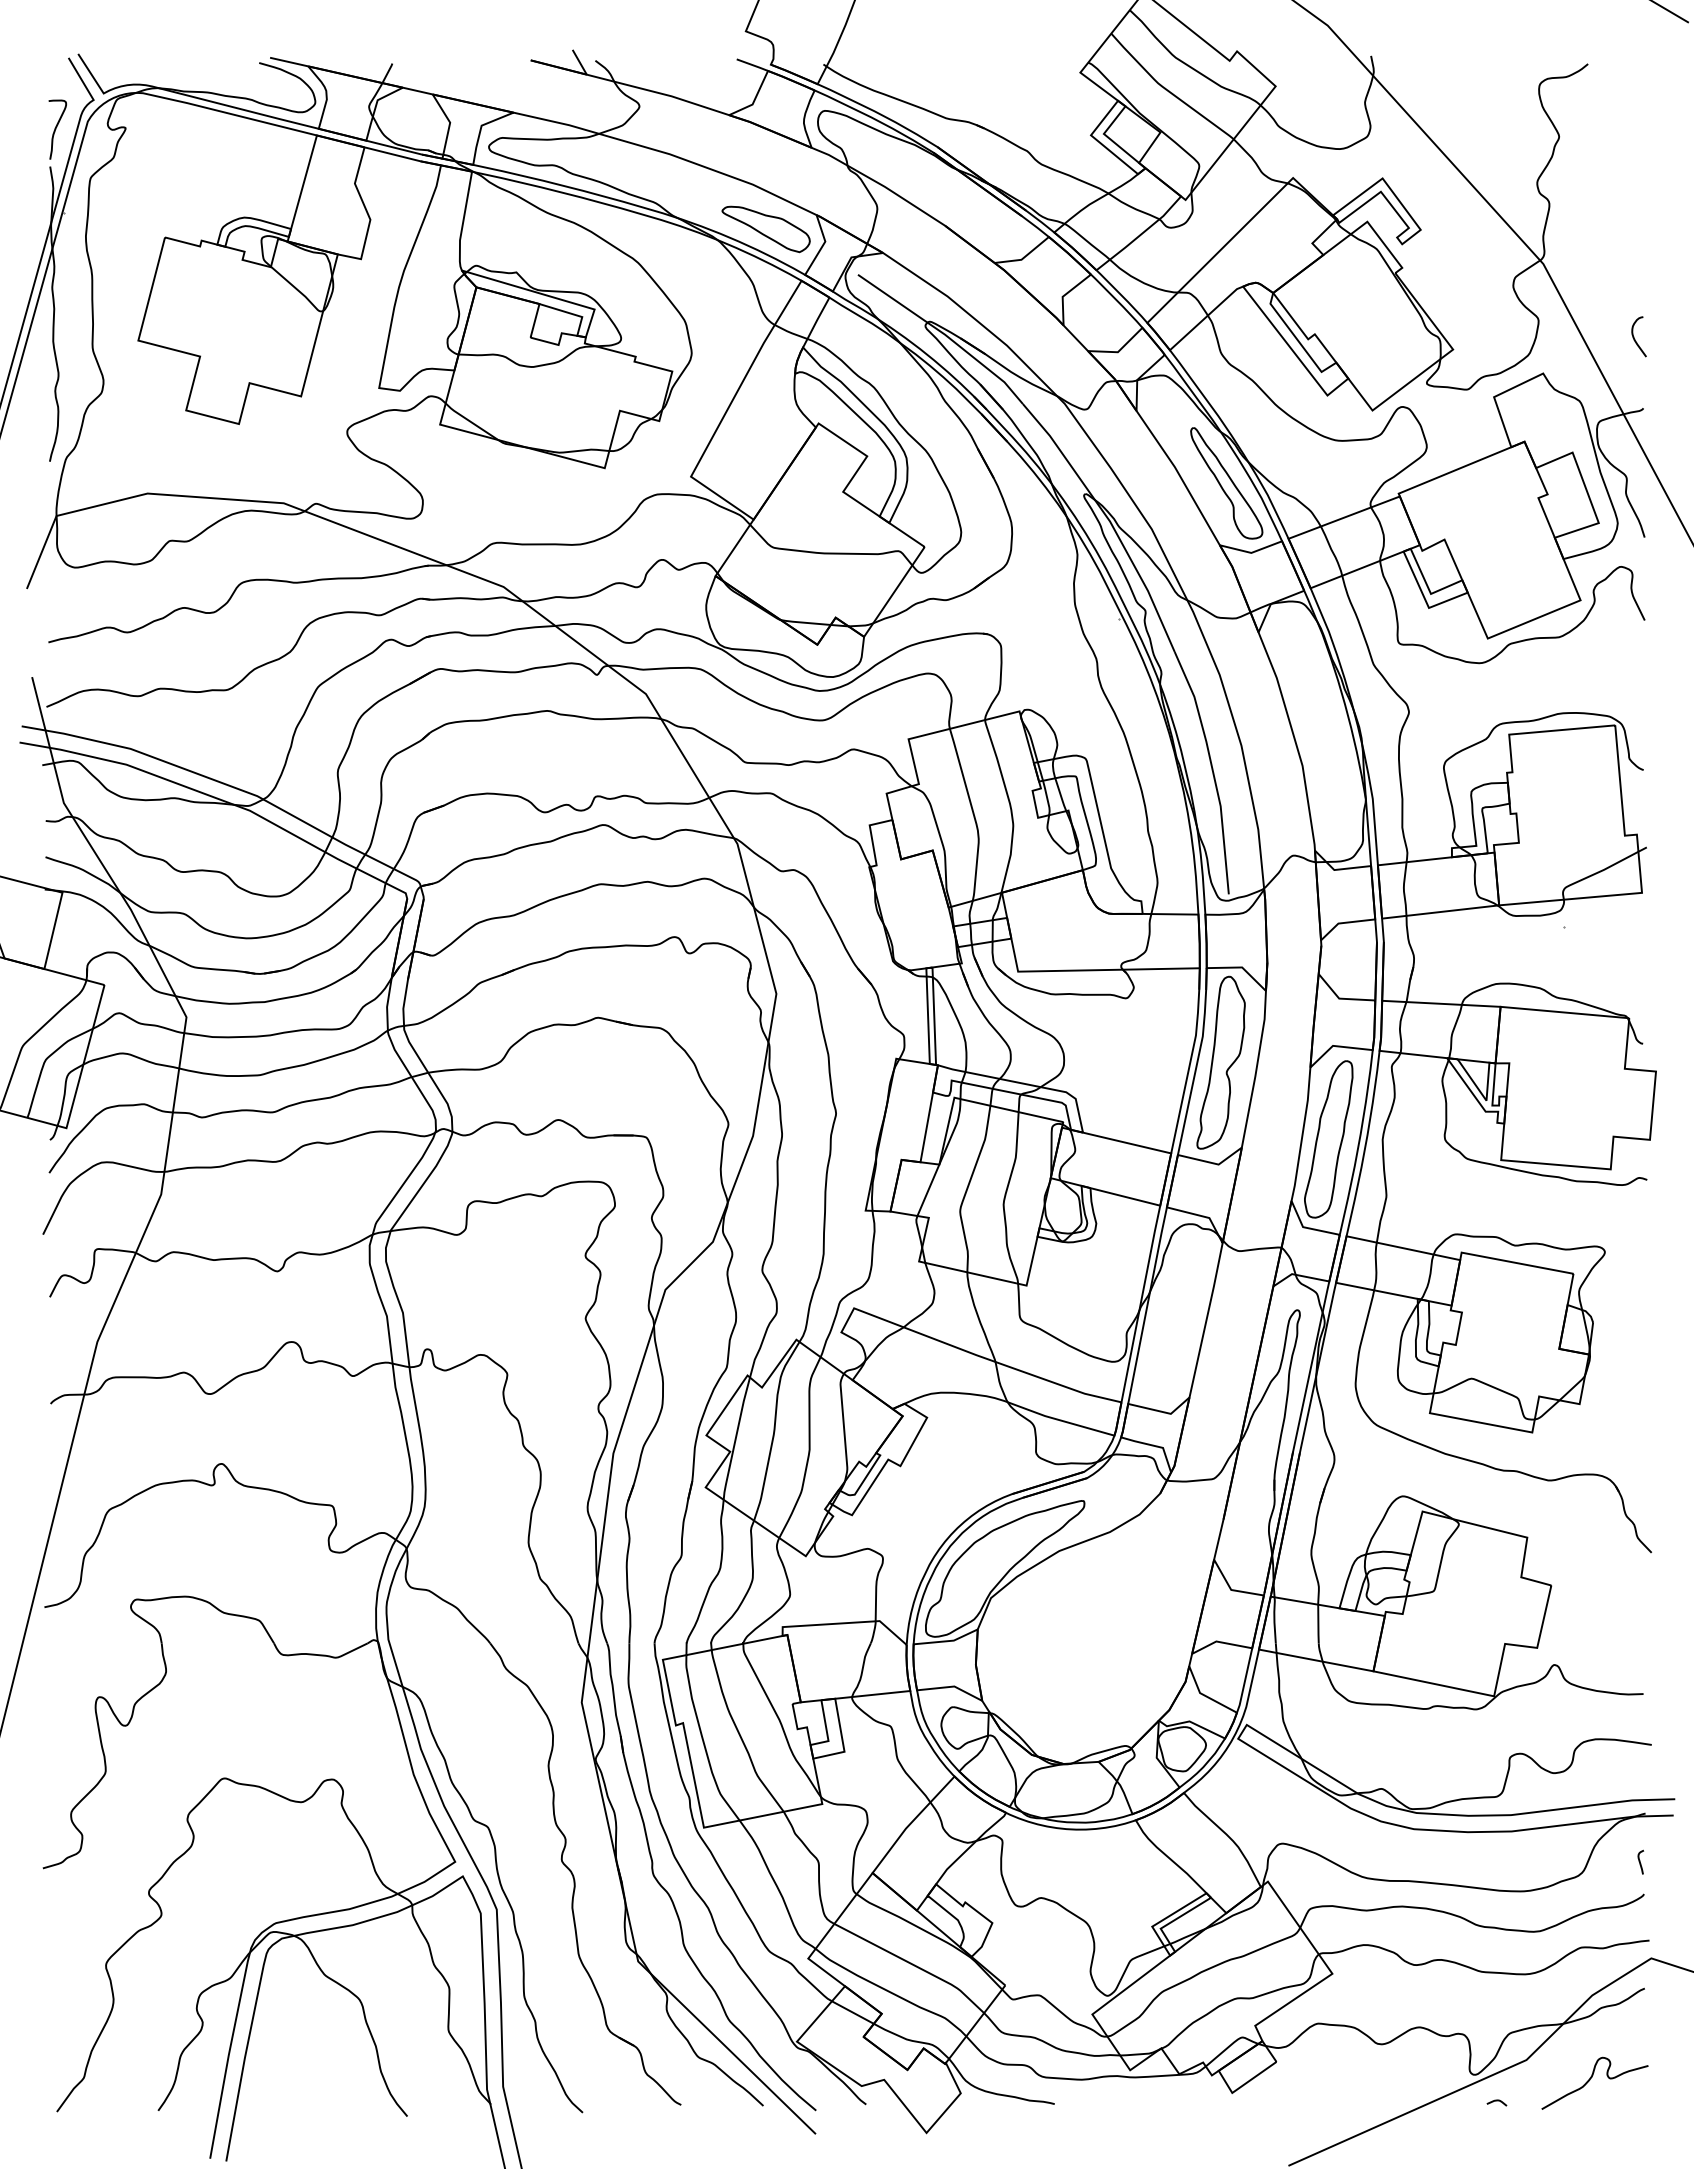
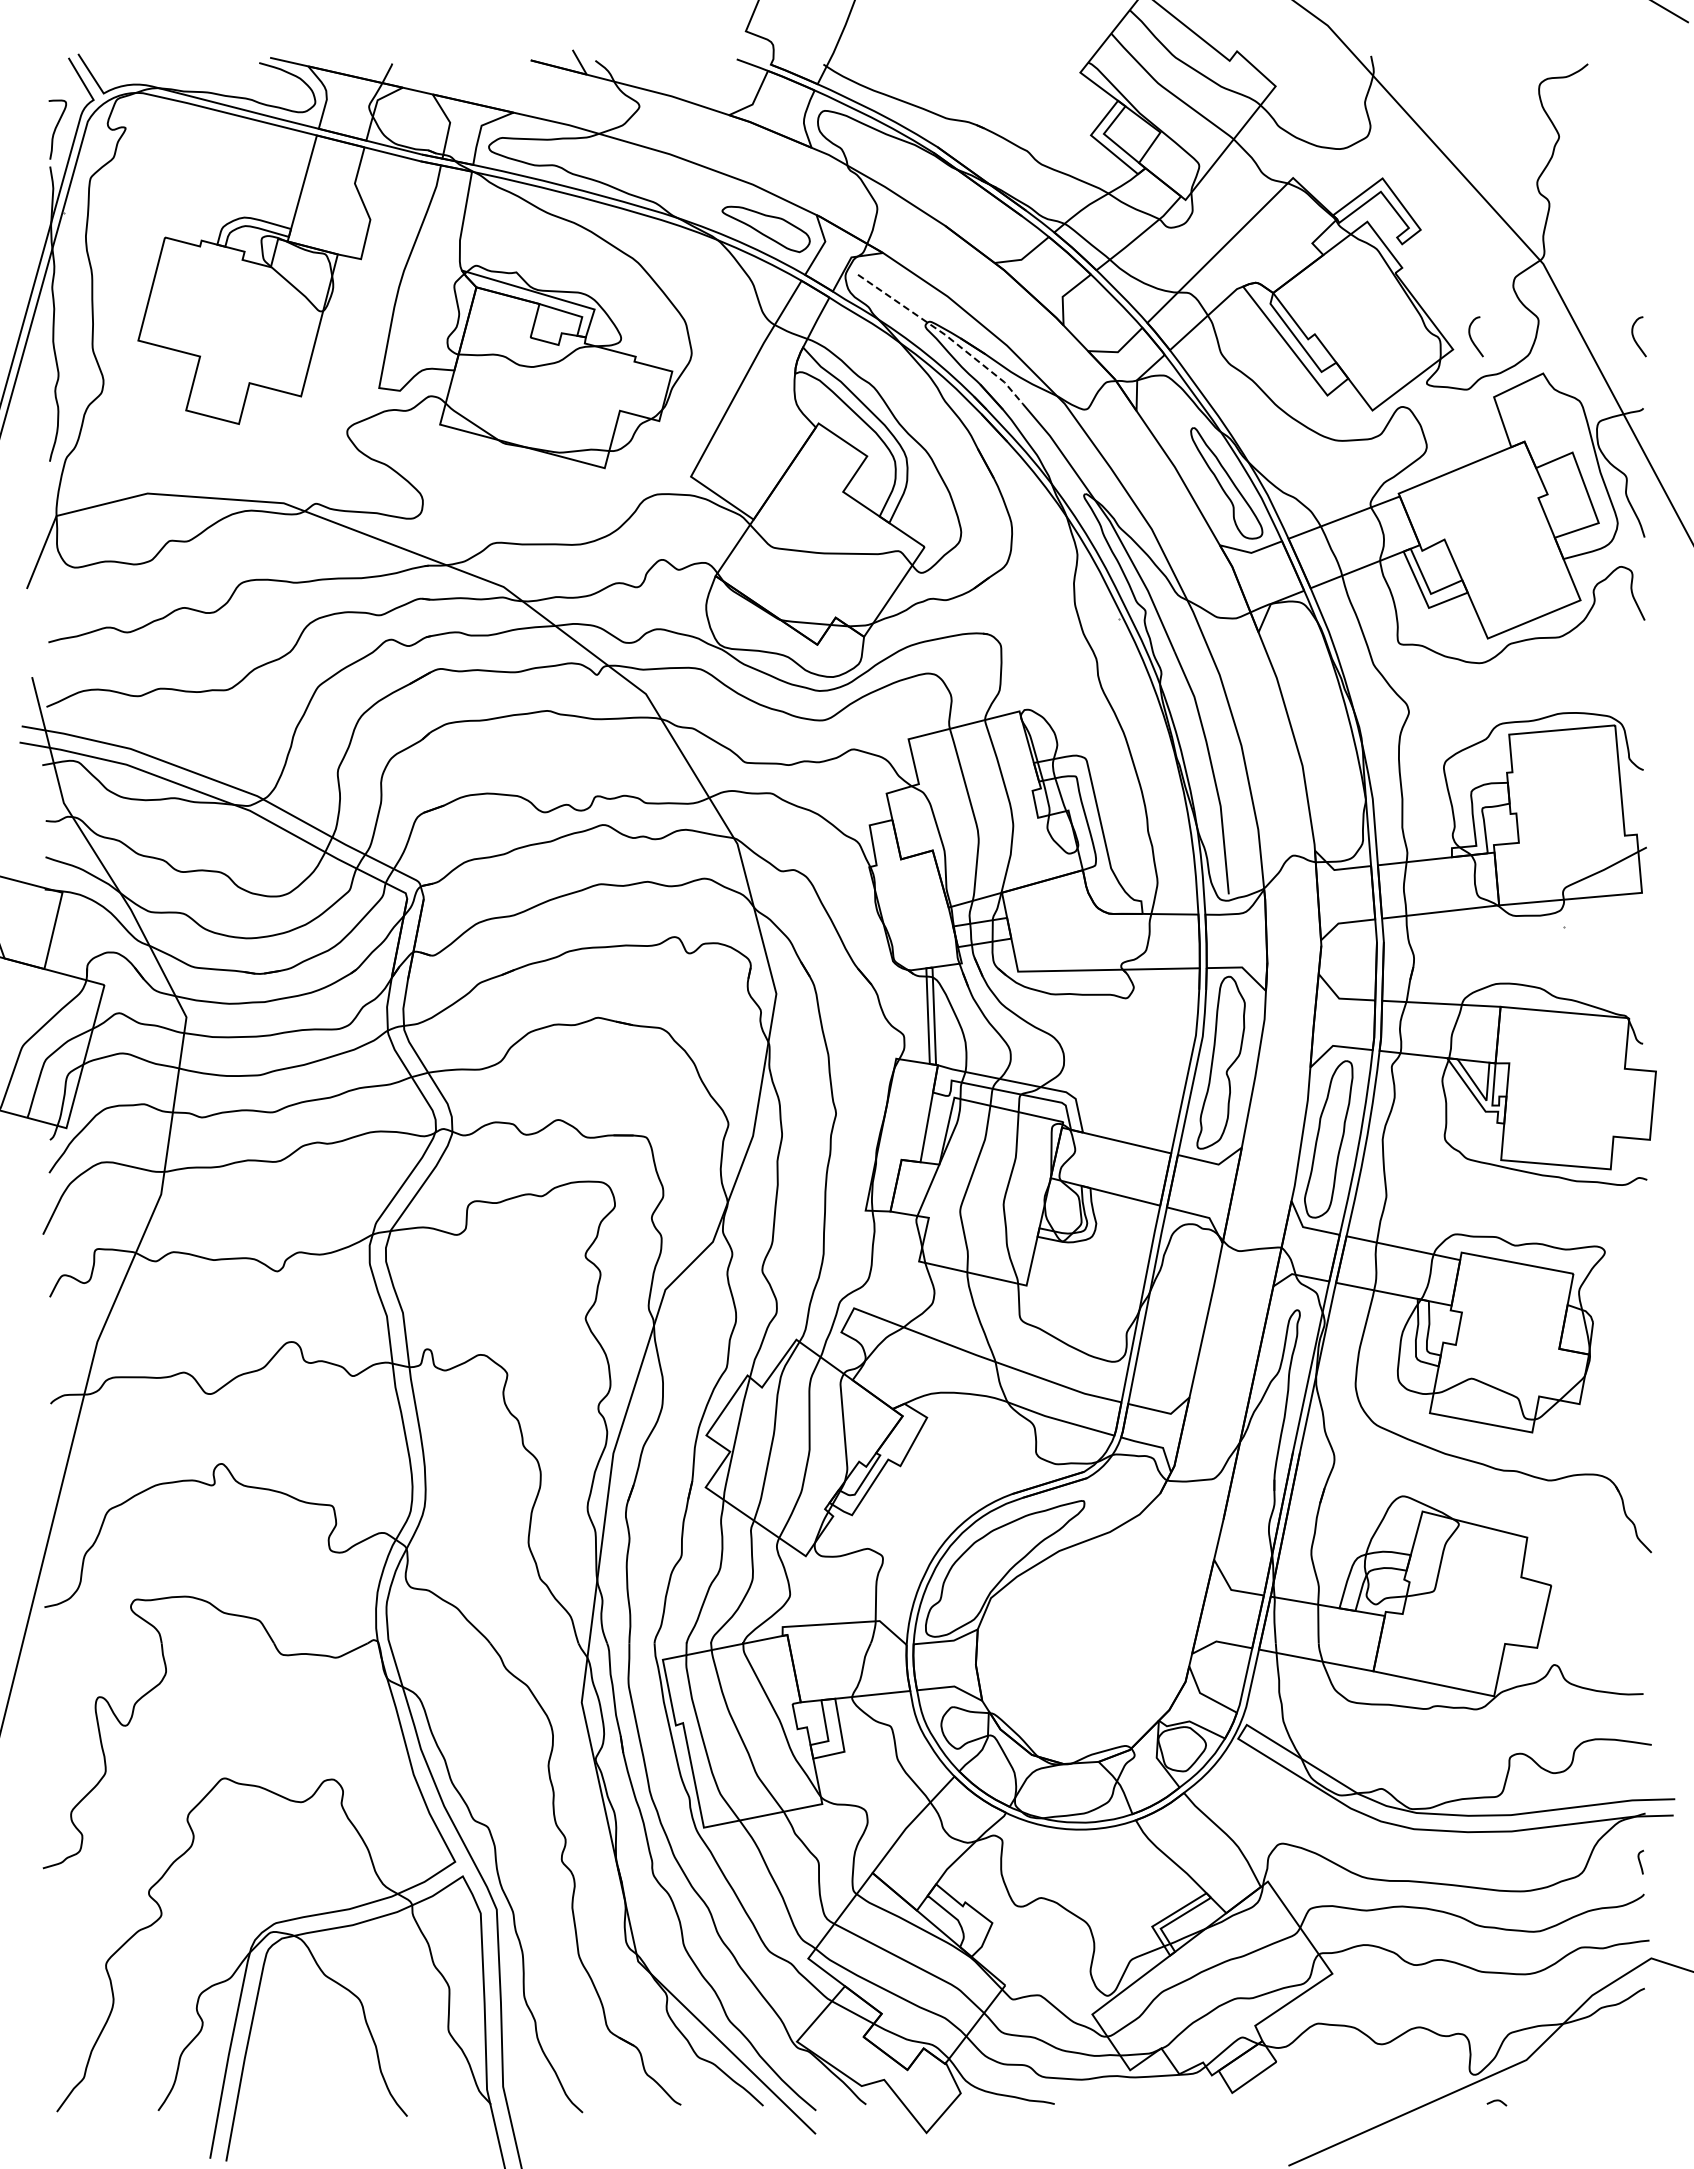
line: solid -> dashed (945, 334)
curve: none -> present (1471, 336)
curve: present -> none (1590, 2080)
